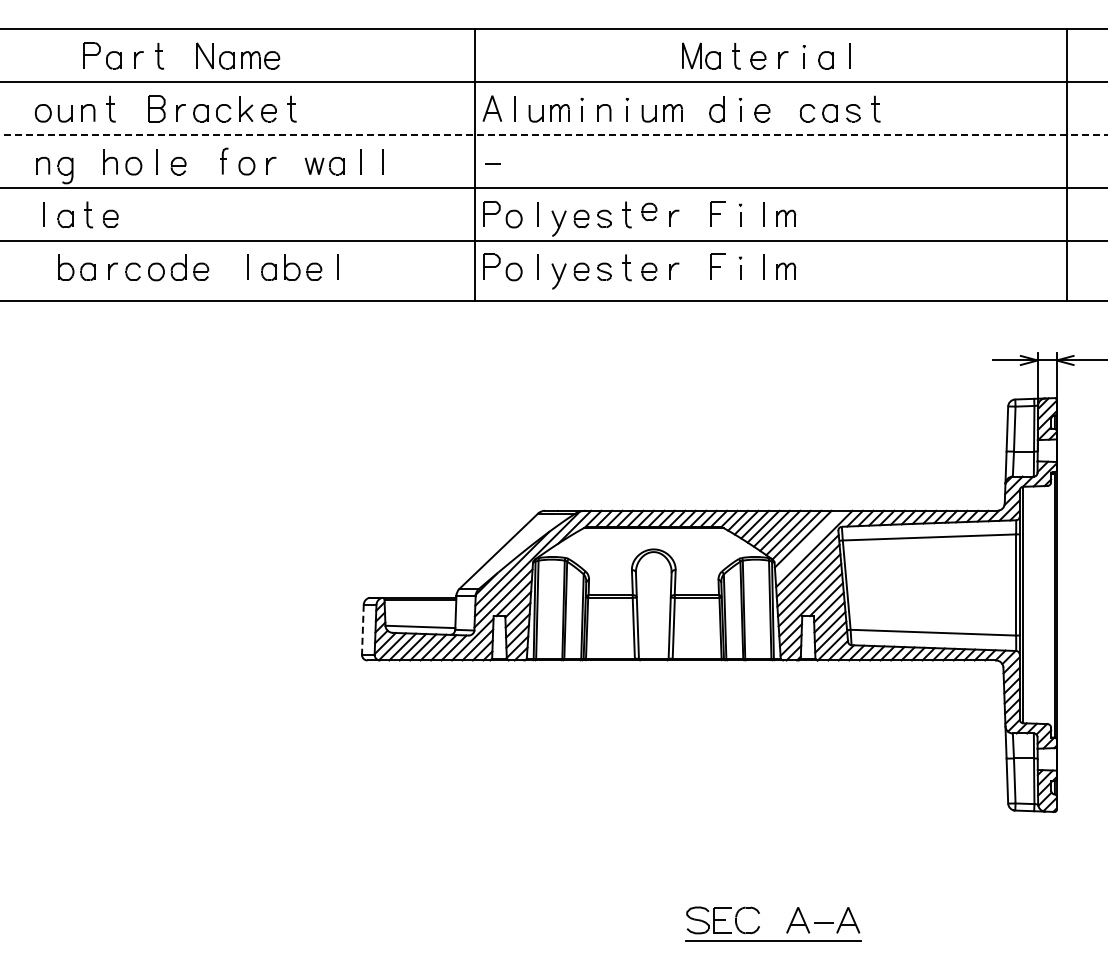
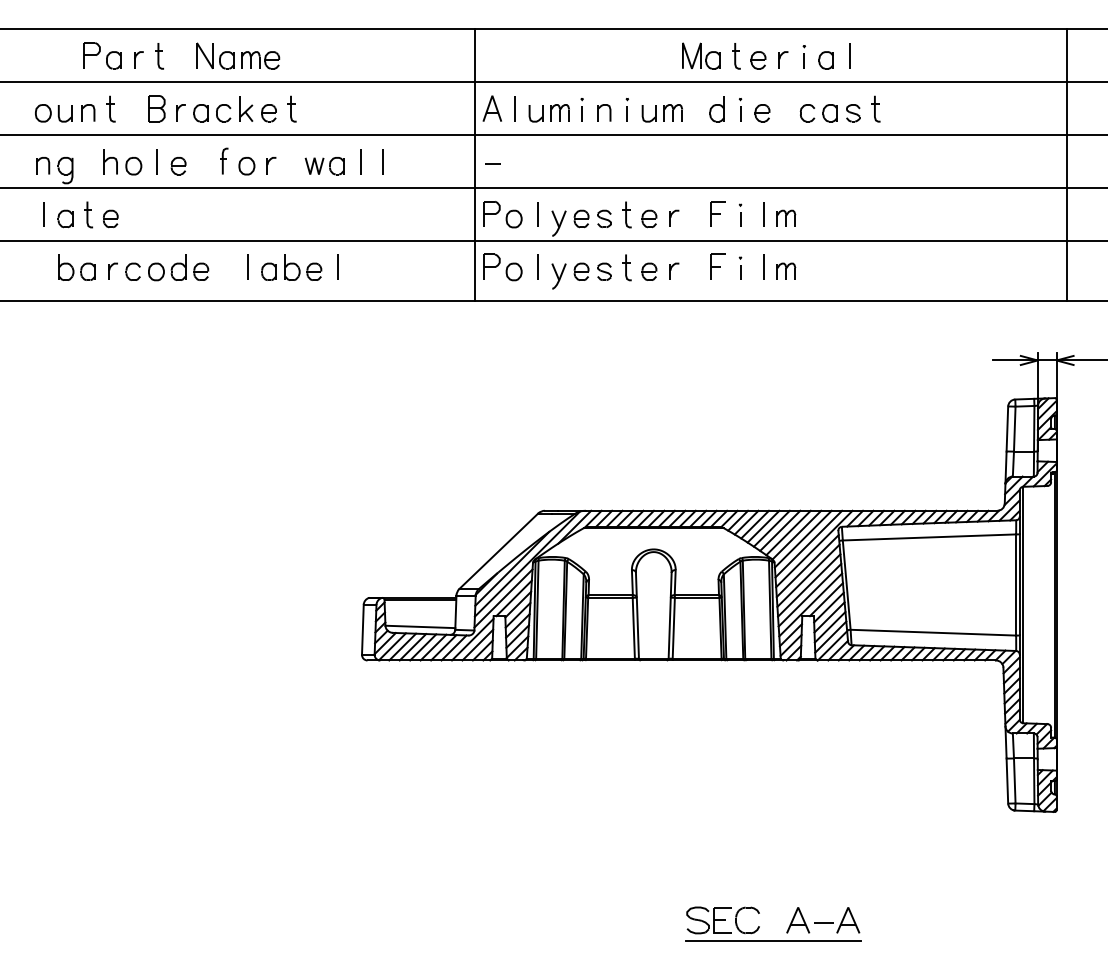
line: dashed -> solid (554, 134)
part position: (649, 211) -> (649, 218) (649, 218)
line: none -> present (808, 543)
line: dashed -> solid (362, 629)
